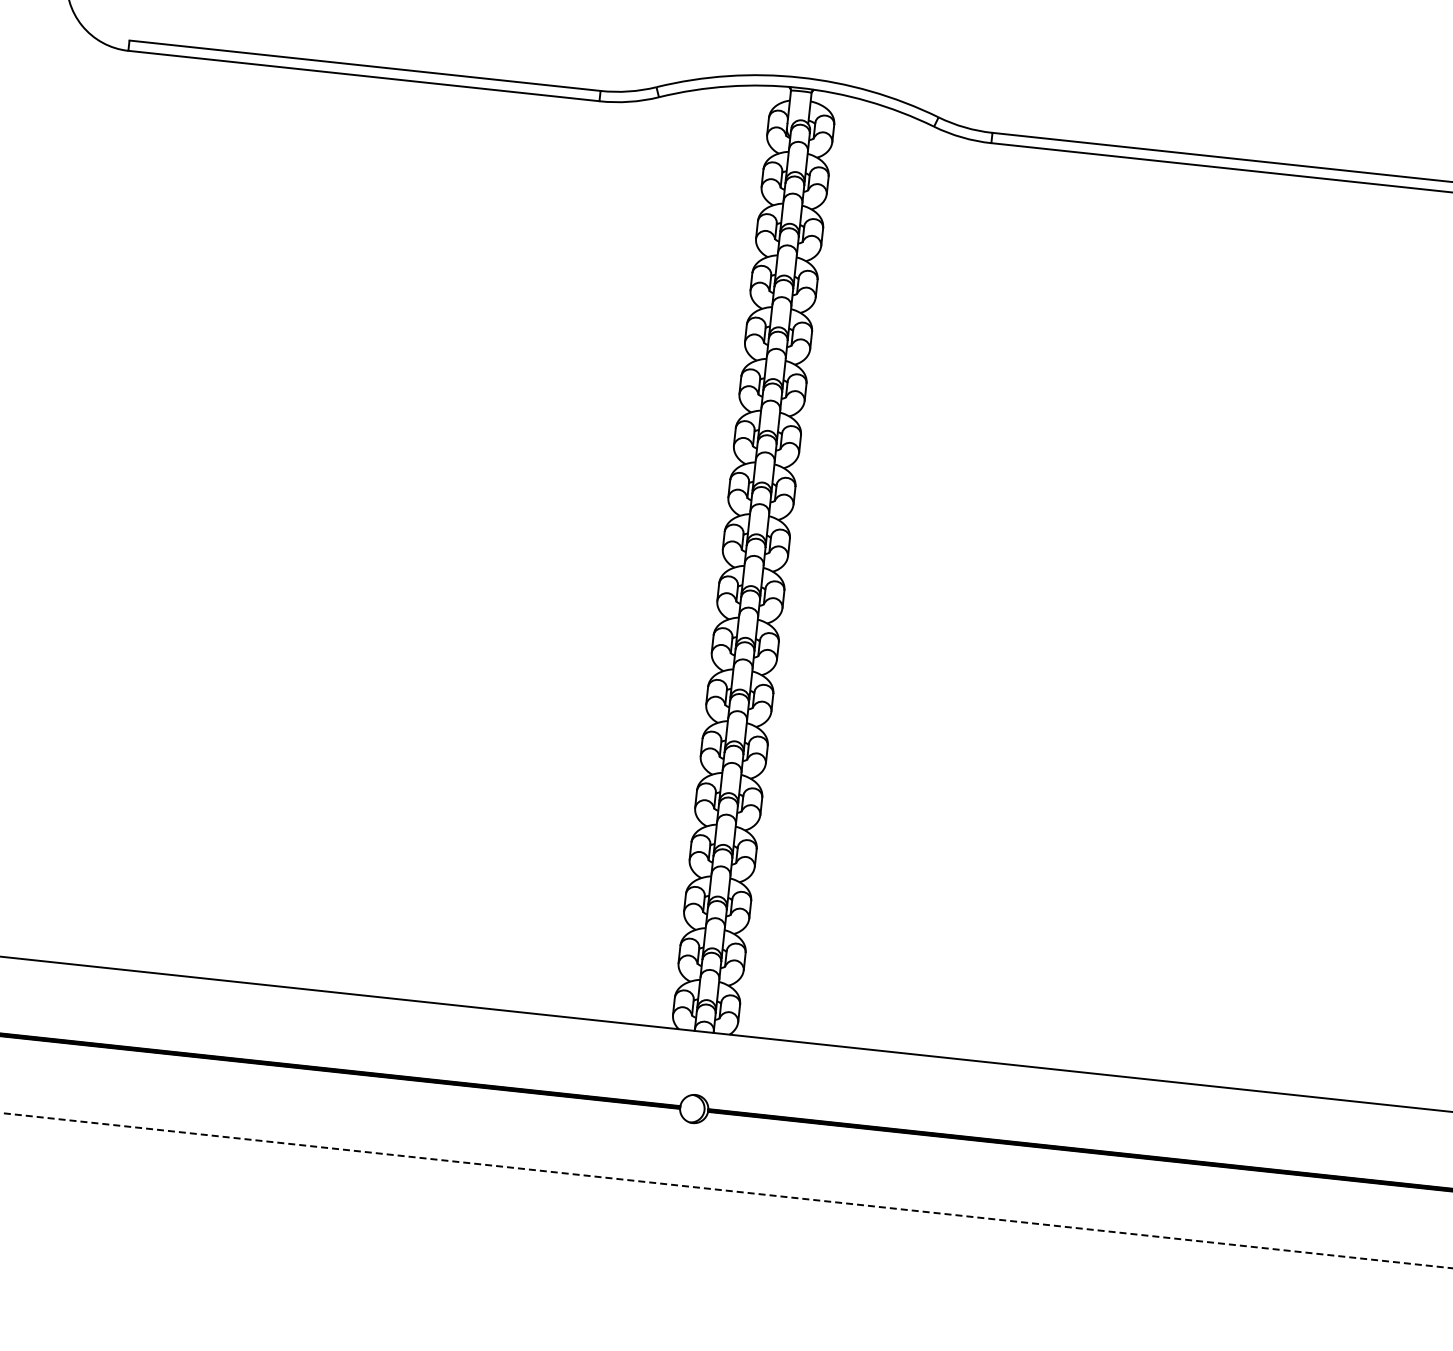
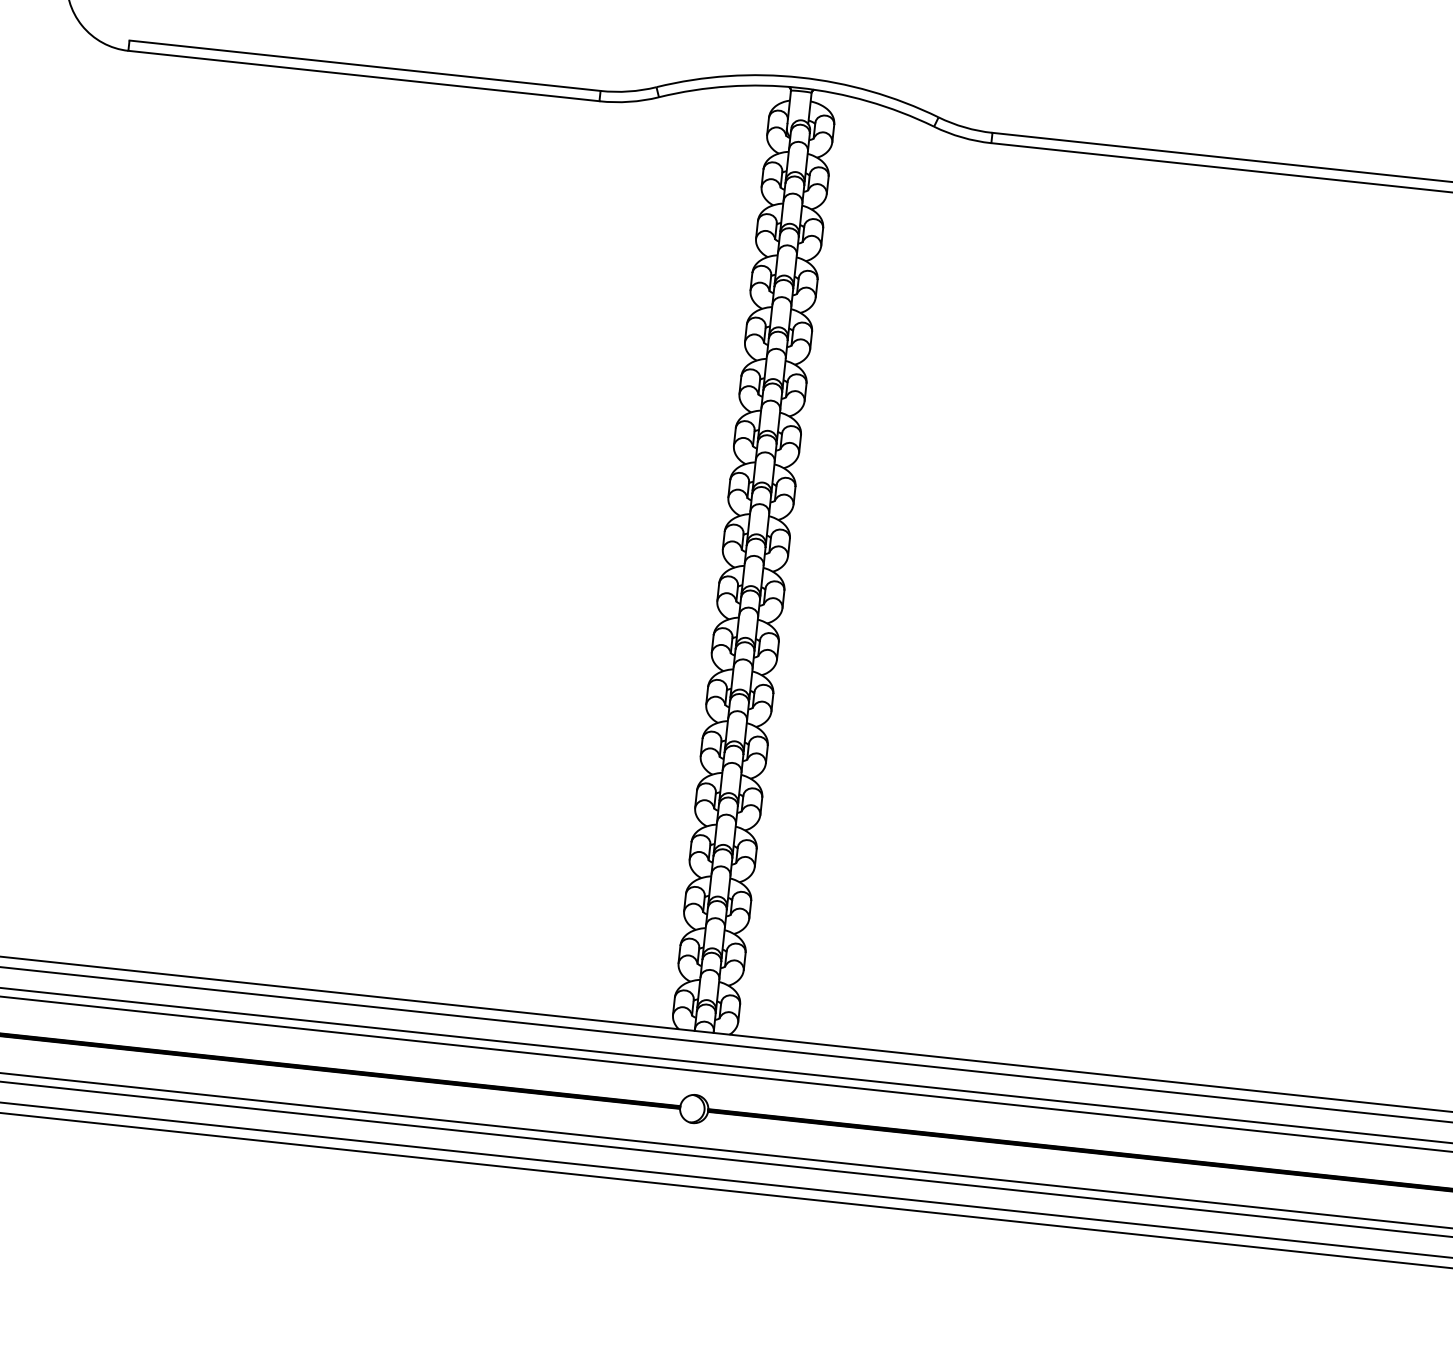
line: none -> present (725, 1044)
line: none -> present (725, 1065)
line: none -> present (725, 1073)
line: none -> present (725, 1150)
line: none -> present (725, 1158)
line: none -> present (725, 1179)
line: dashed -> solid (726, 1190)
